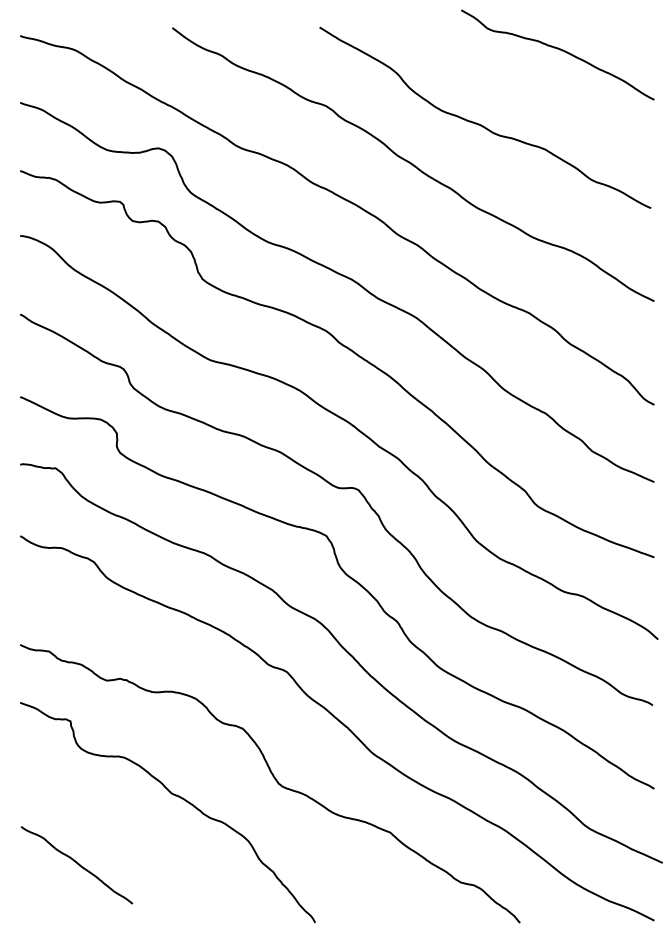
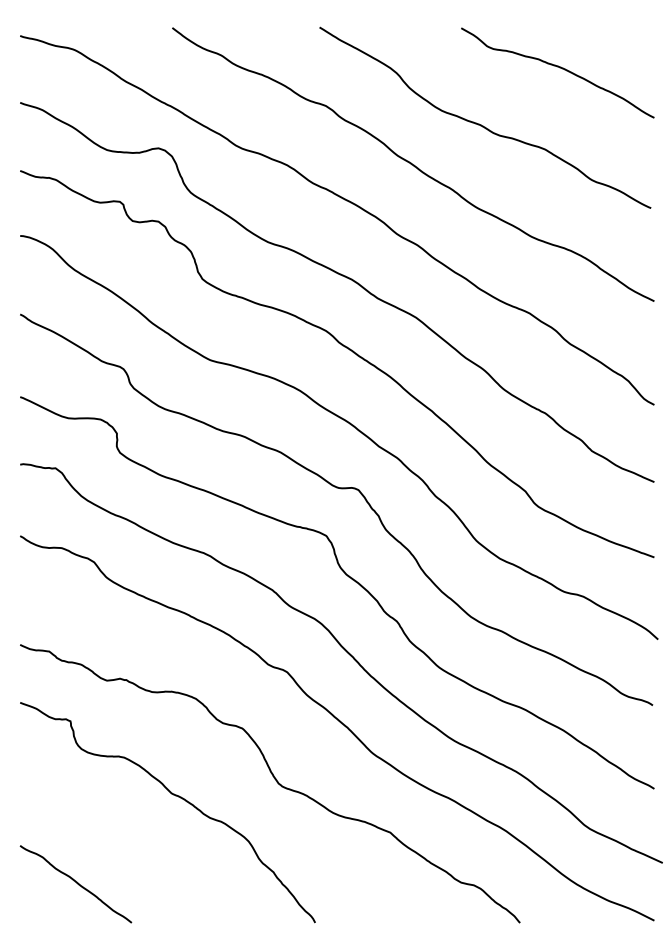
curve position: (559, 50) -> (559, 68) (559, 68)
curve position: (77, 864) -> (76, 883) (76, 883)
